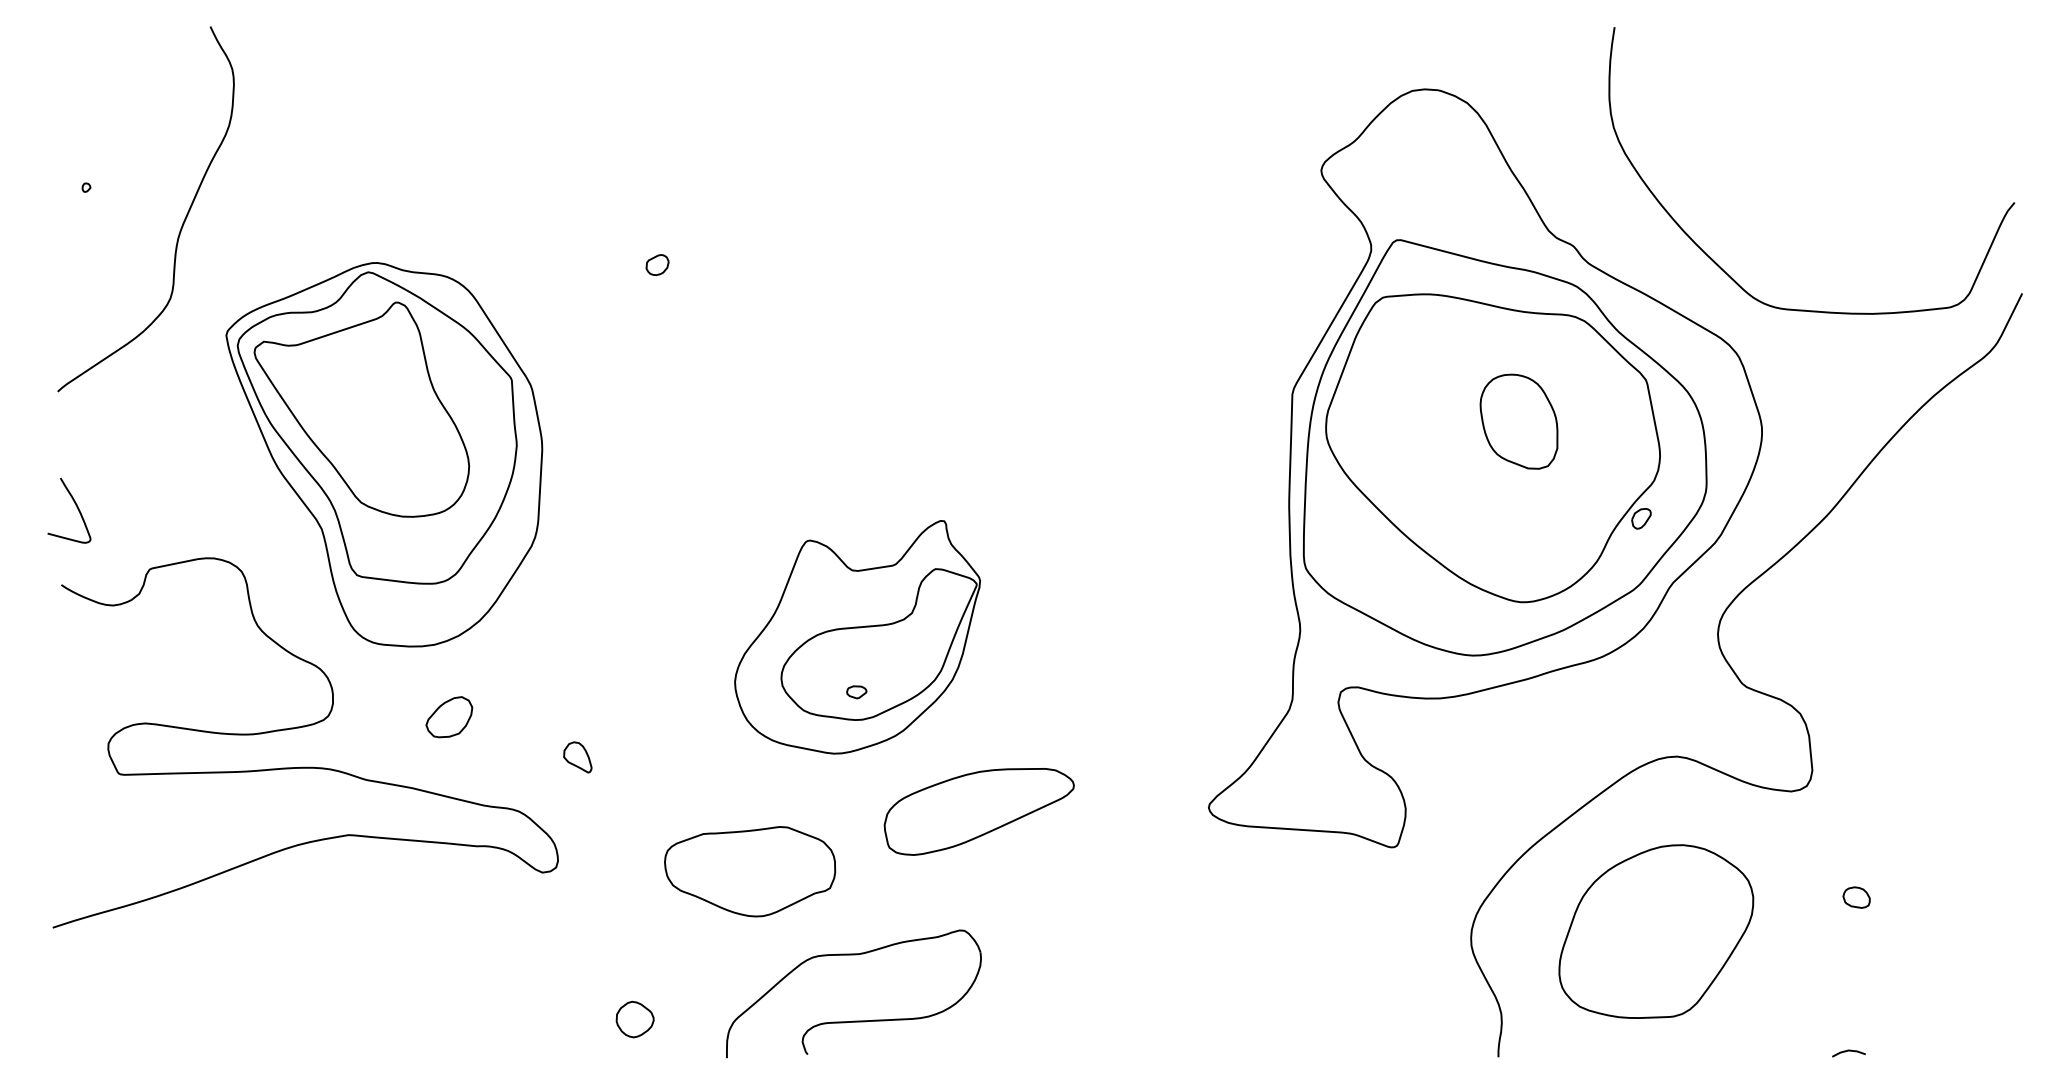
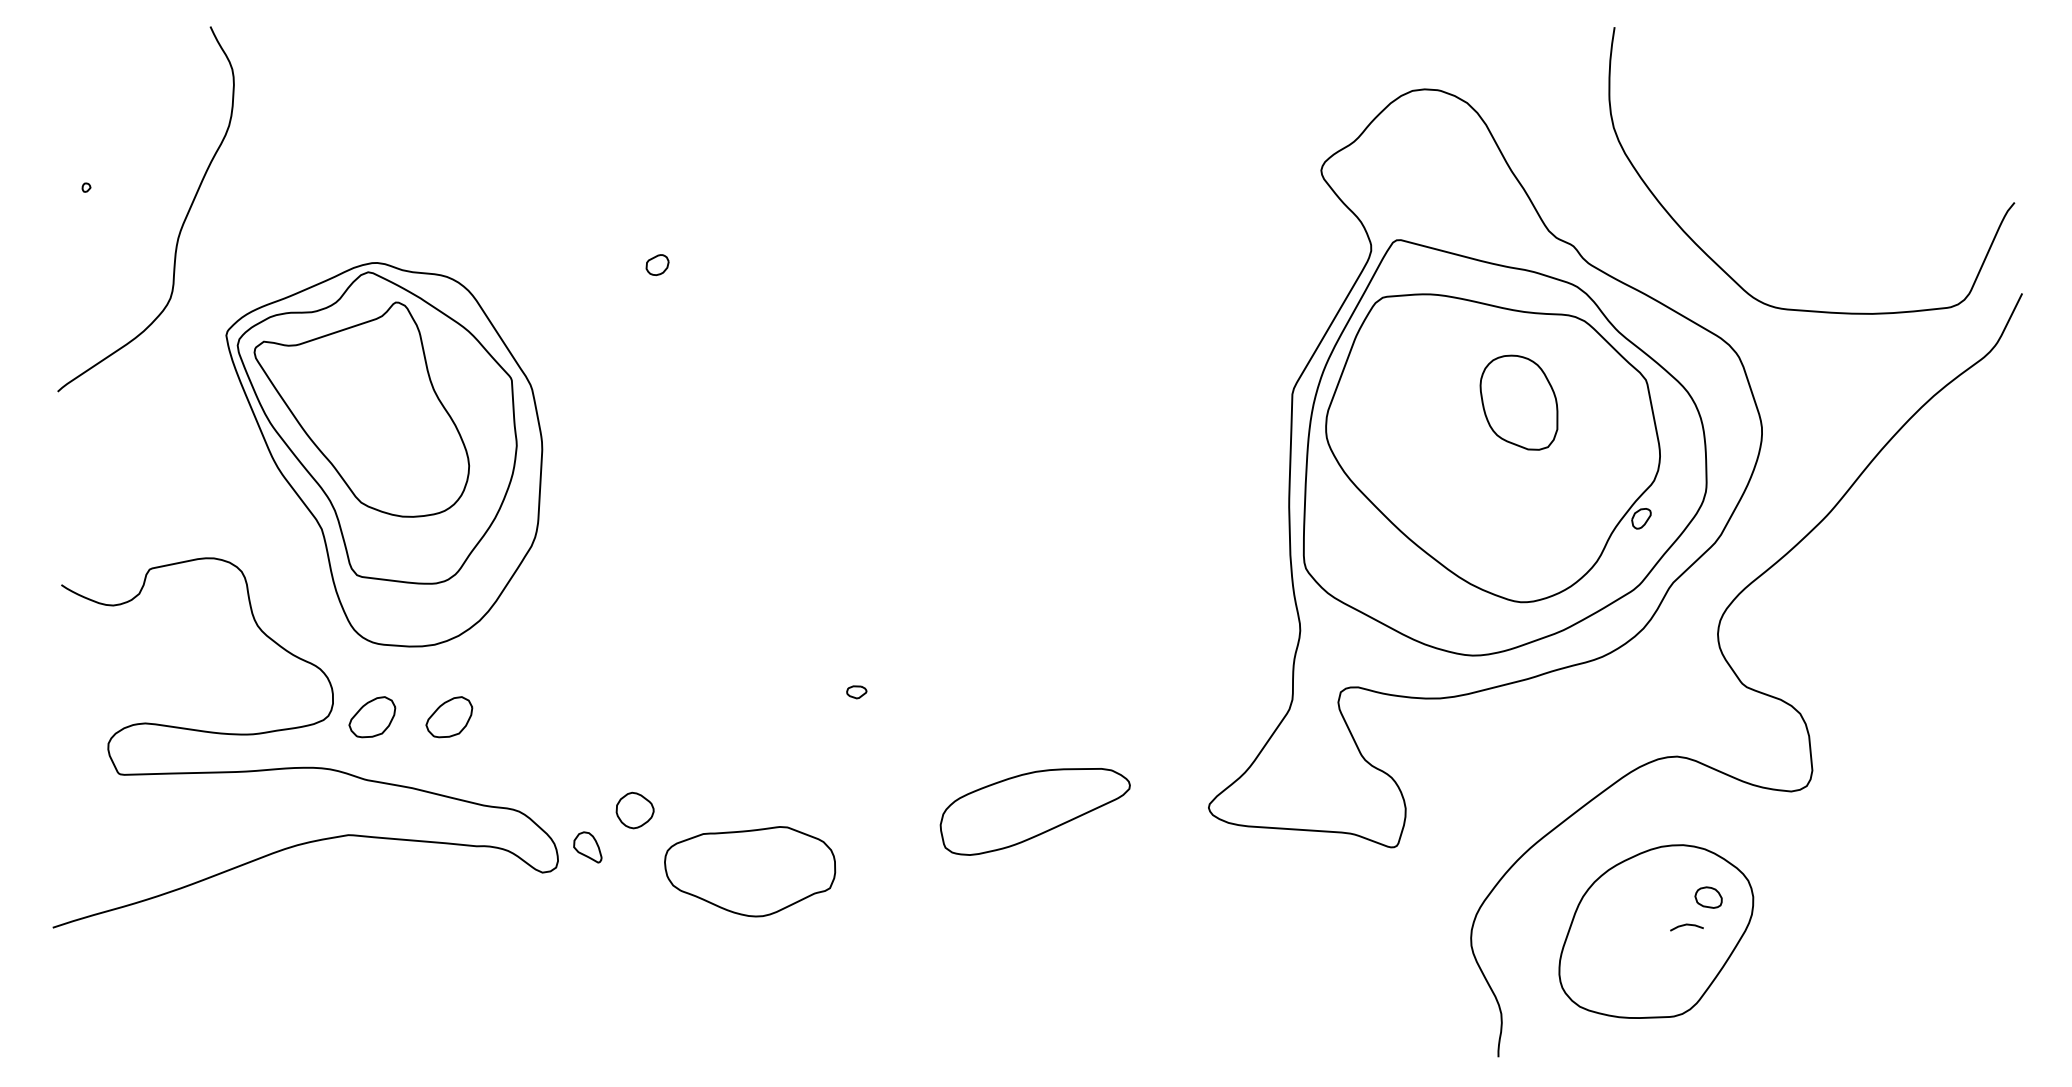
part position: (1518, 421) -> (1518, 402) (1518, 402)
curve: present -> none (76, 507)
part: present -> none (857, 637)
part: none -> present (372, 717)
part position: (577, 757) -> (587, 847) (587, 847)
part position: (978, 811) -> (1034, 811) (1034, 811)
part position: (1856, 897) -> (1708, 897) (1708, 897)
part position: (634, 1019) -> (634, 810) (634, 810)
part: present -> none (853, 1020)
line position: (1848, 1051) -> (1686, 925) (1686, 925)
